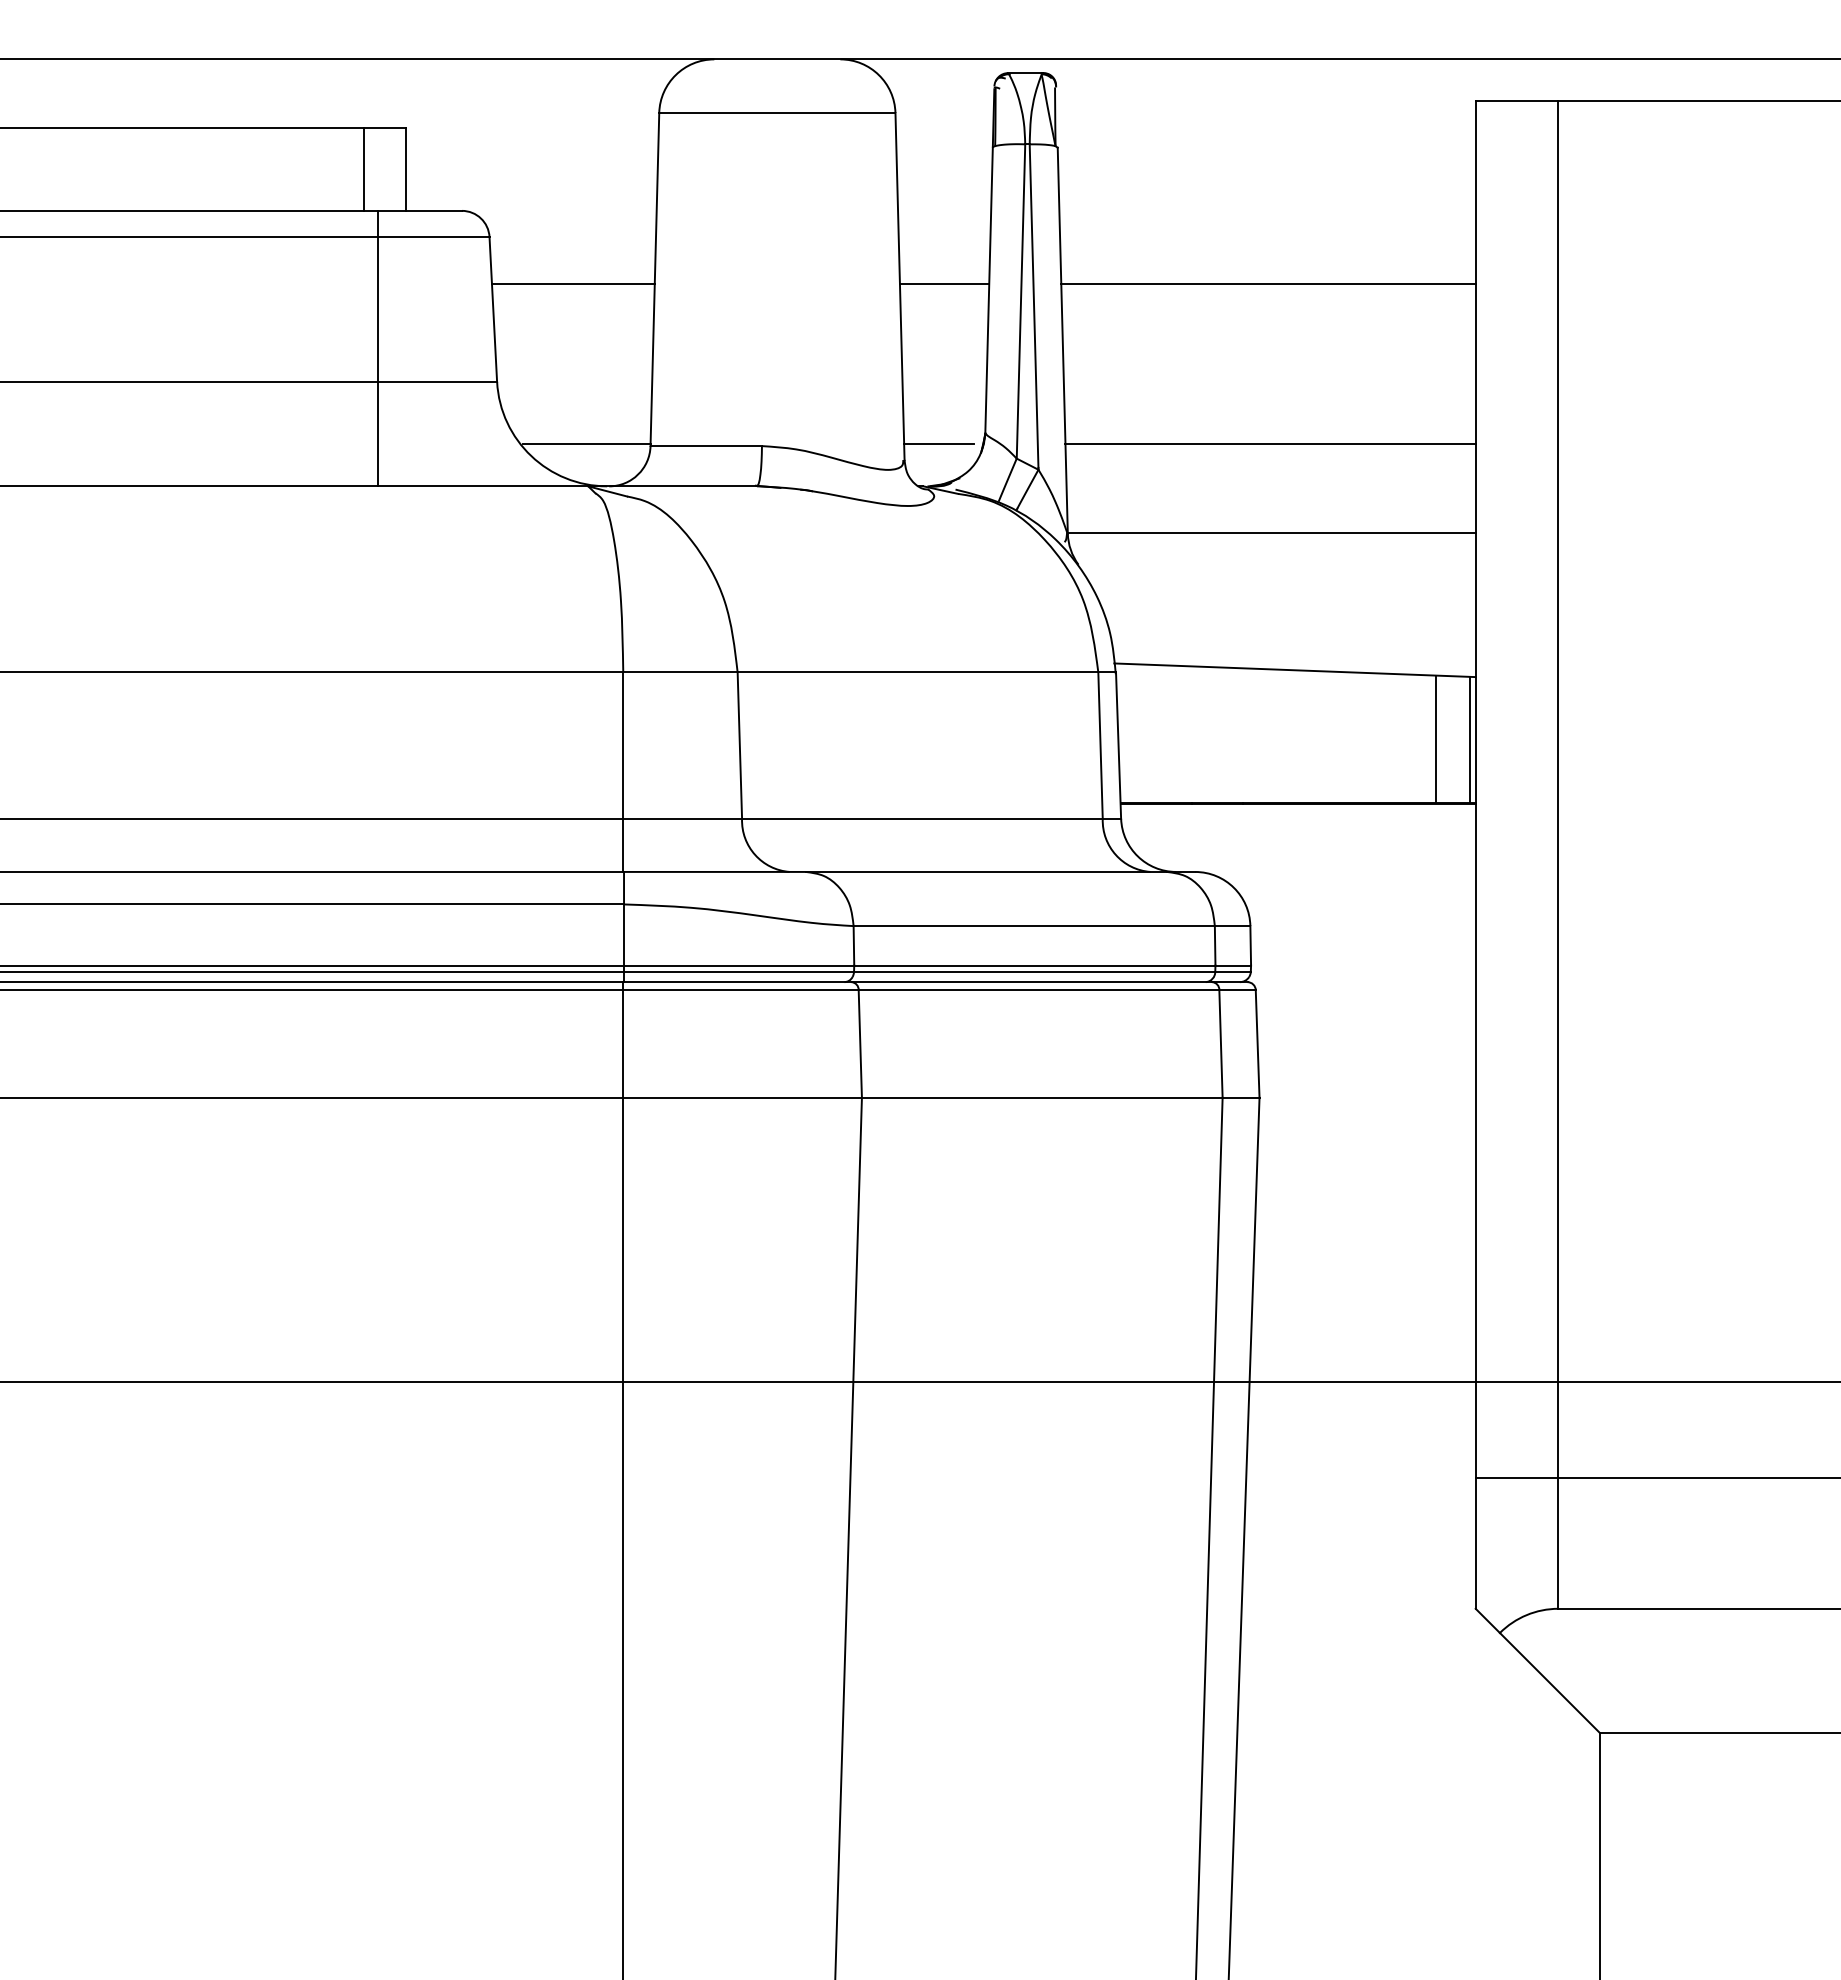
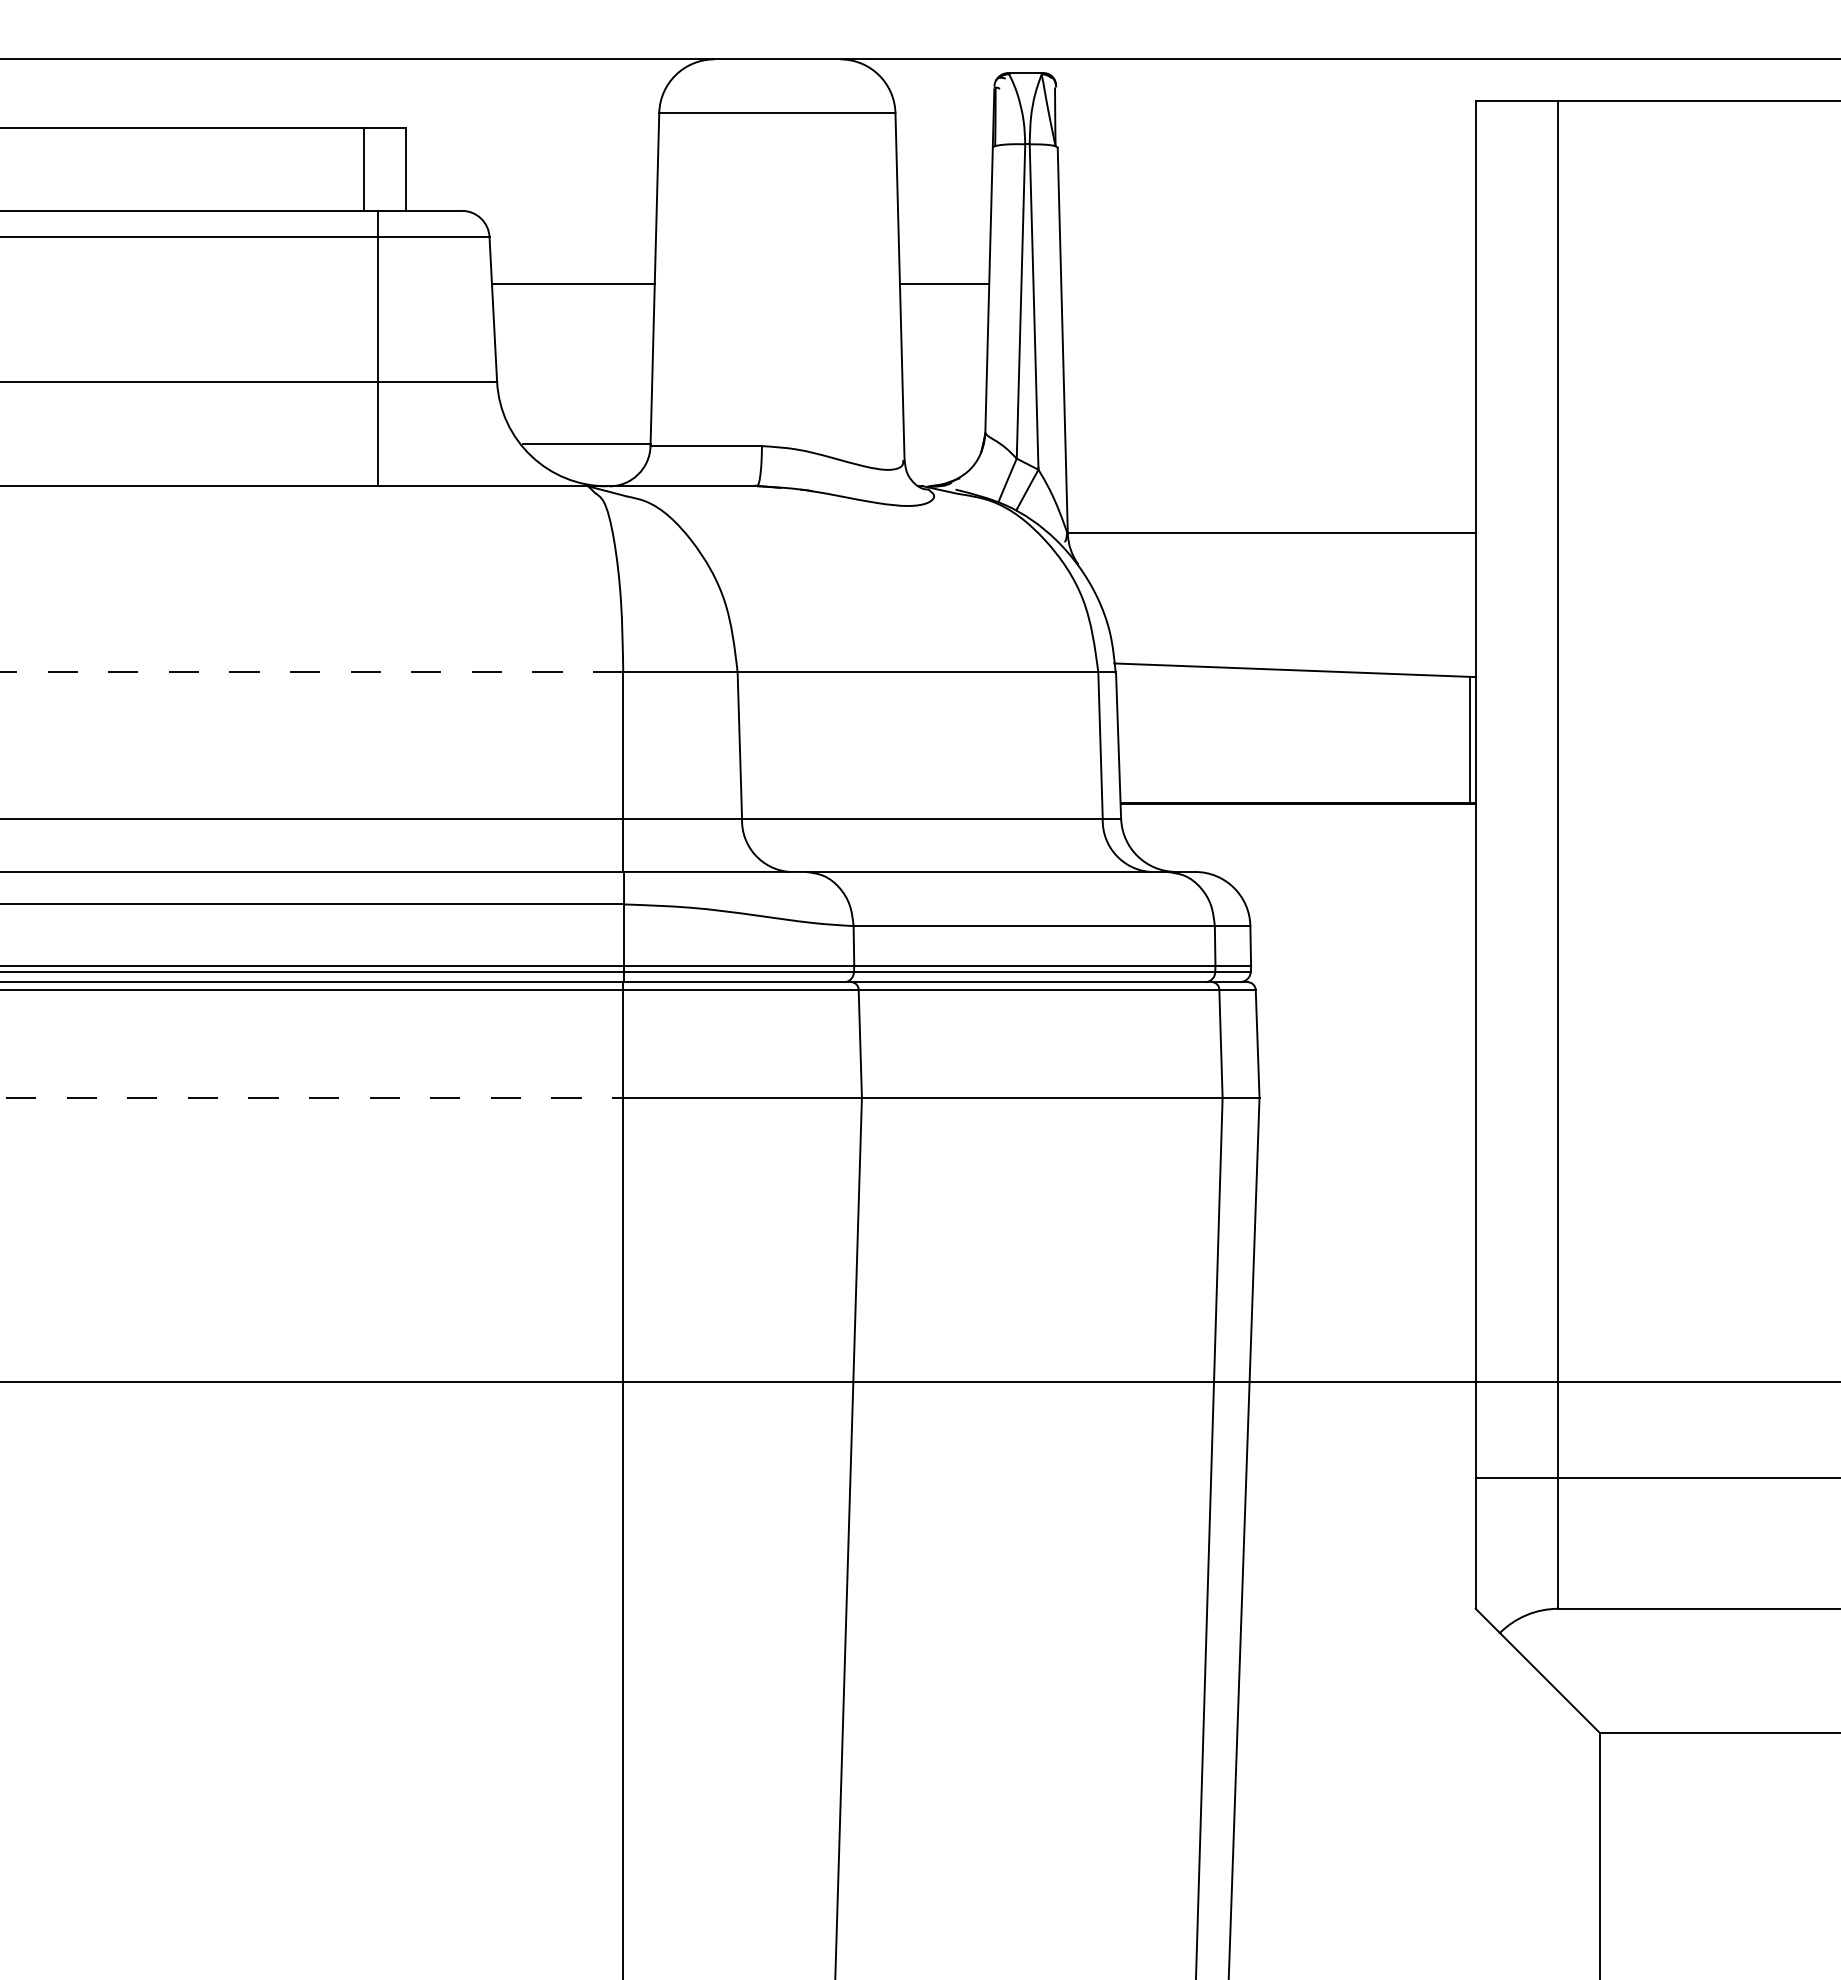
line: present -> none (1268, 284)
line: present -> none (939, 443)
line: present -> none (1270, 443)
line: solid -> dashed (311, 672)
line: present -> none (1436, 739)
line: solid -> dashed (312, 1097)
